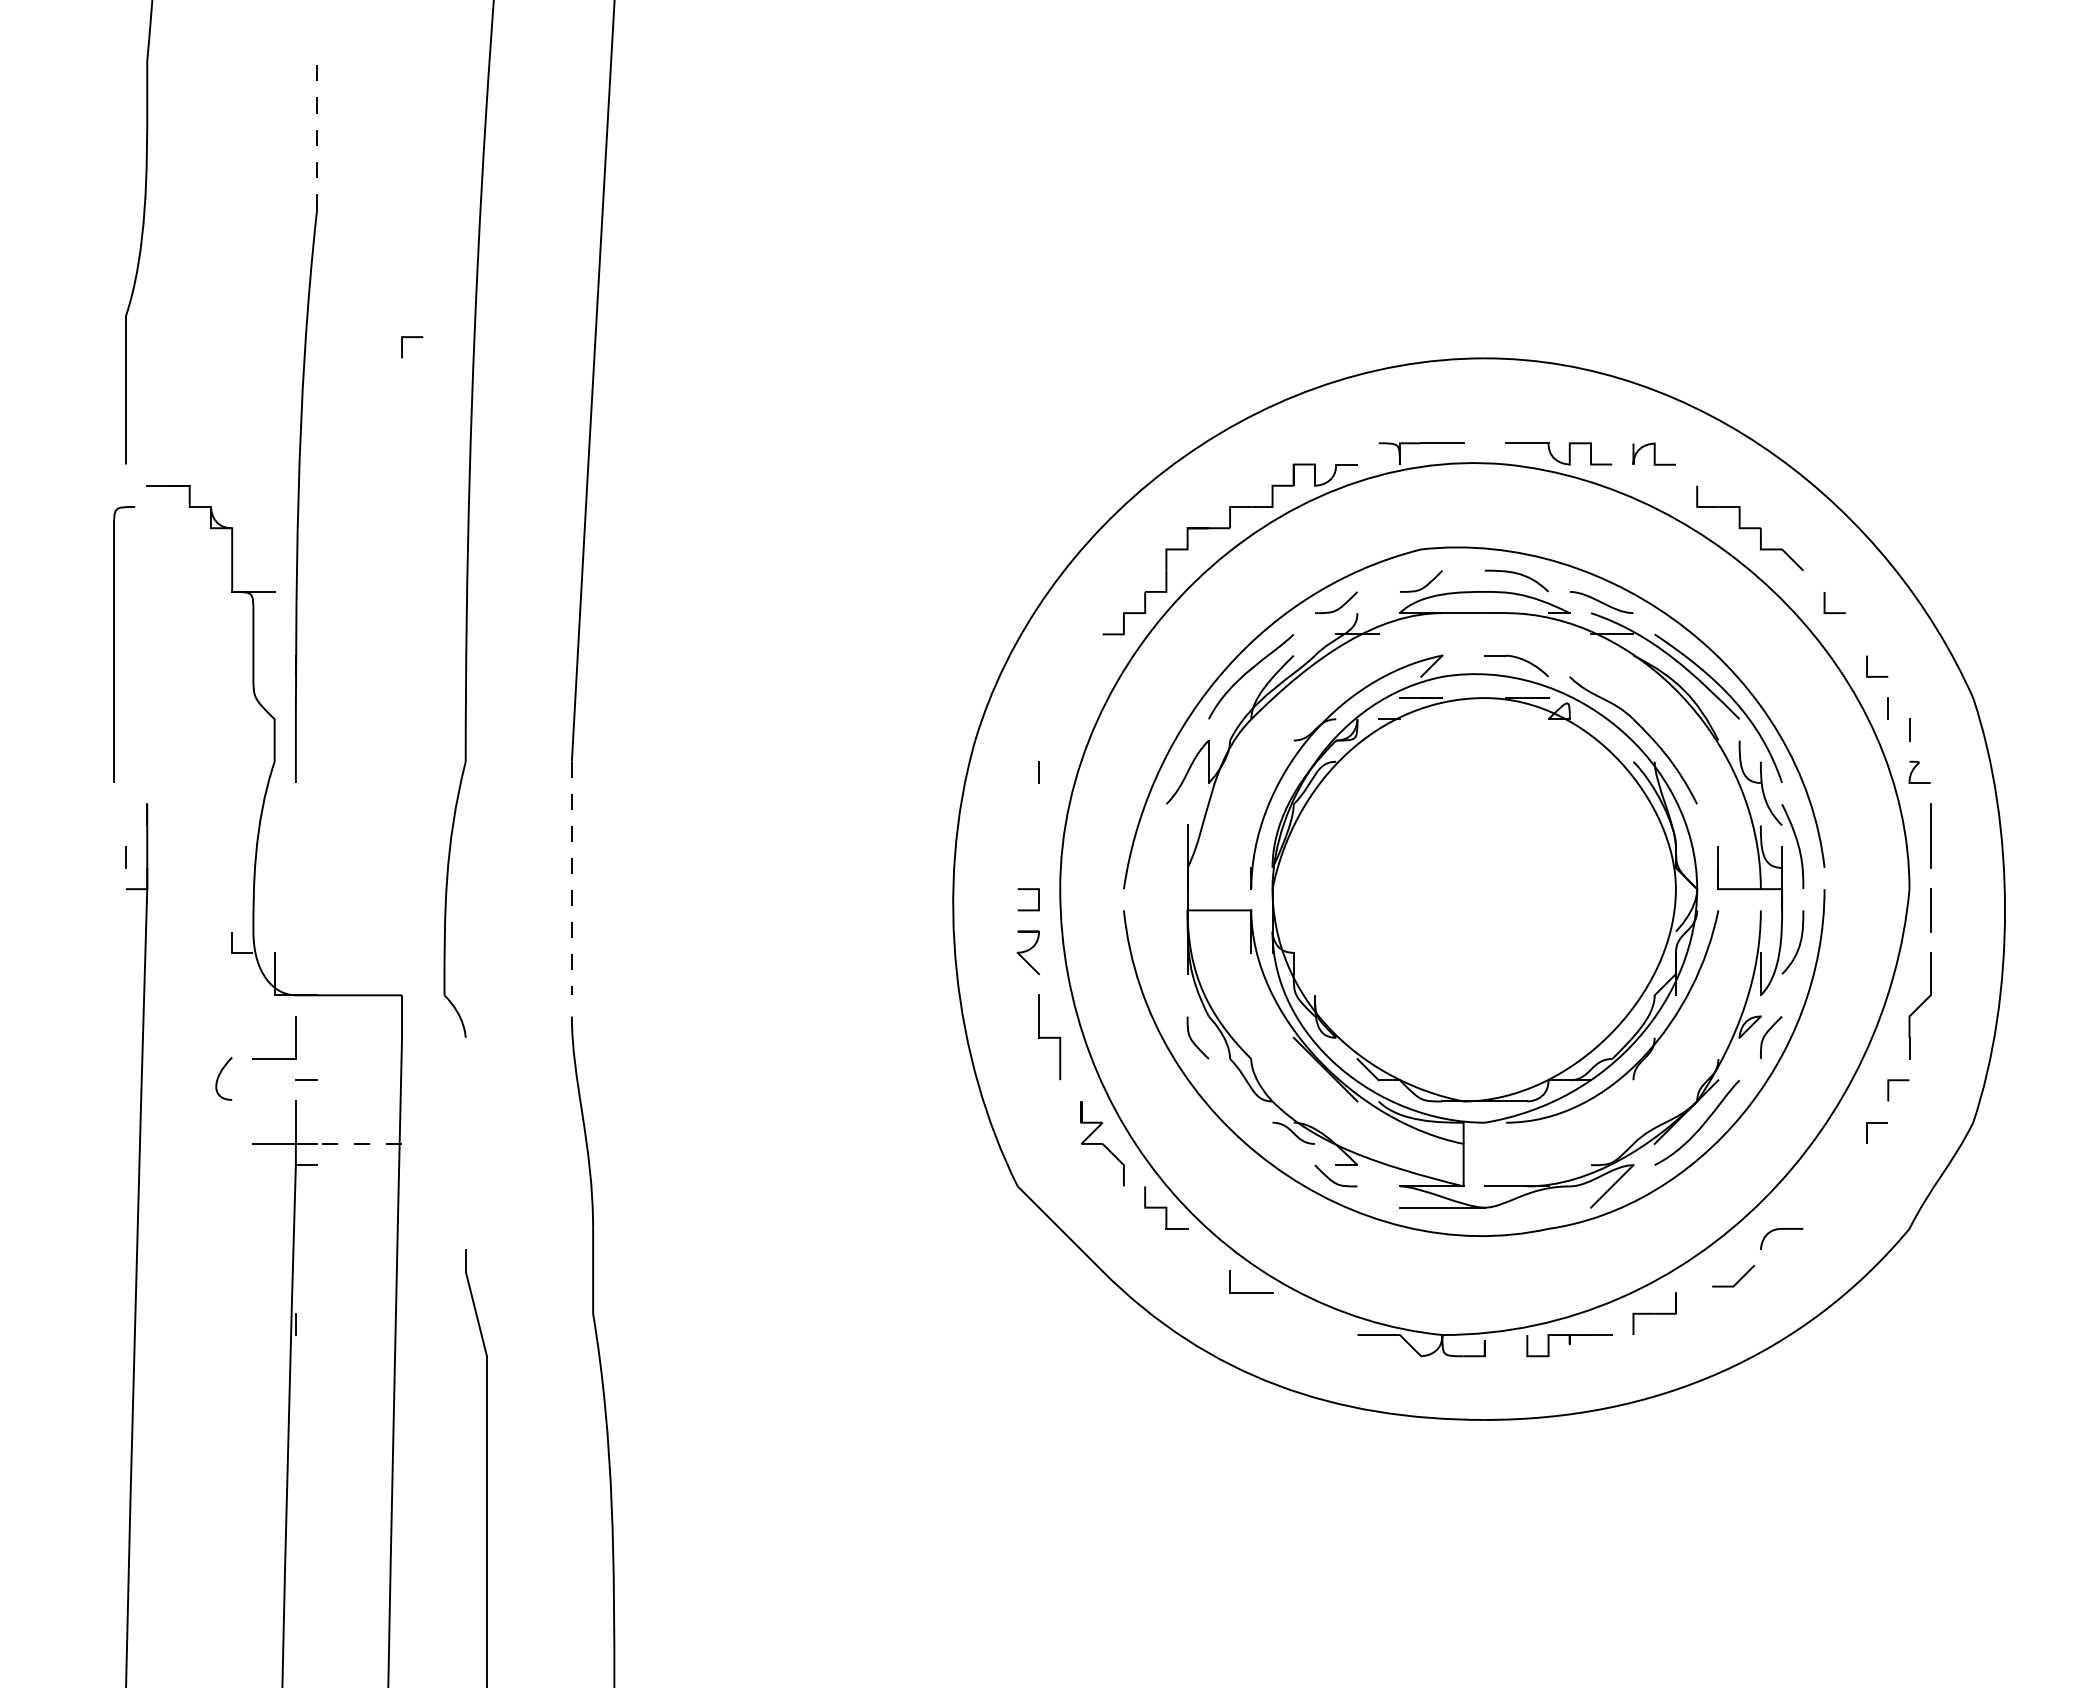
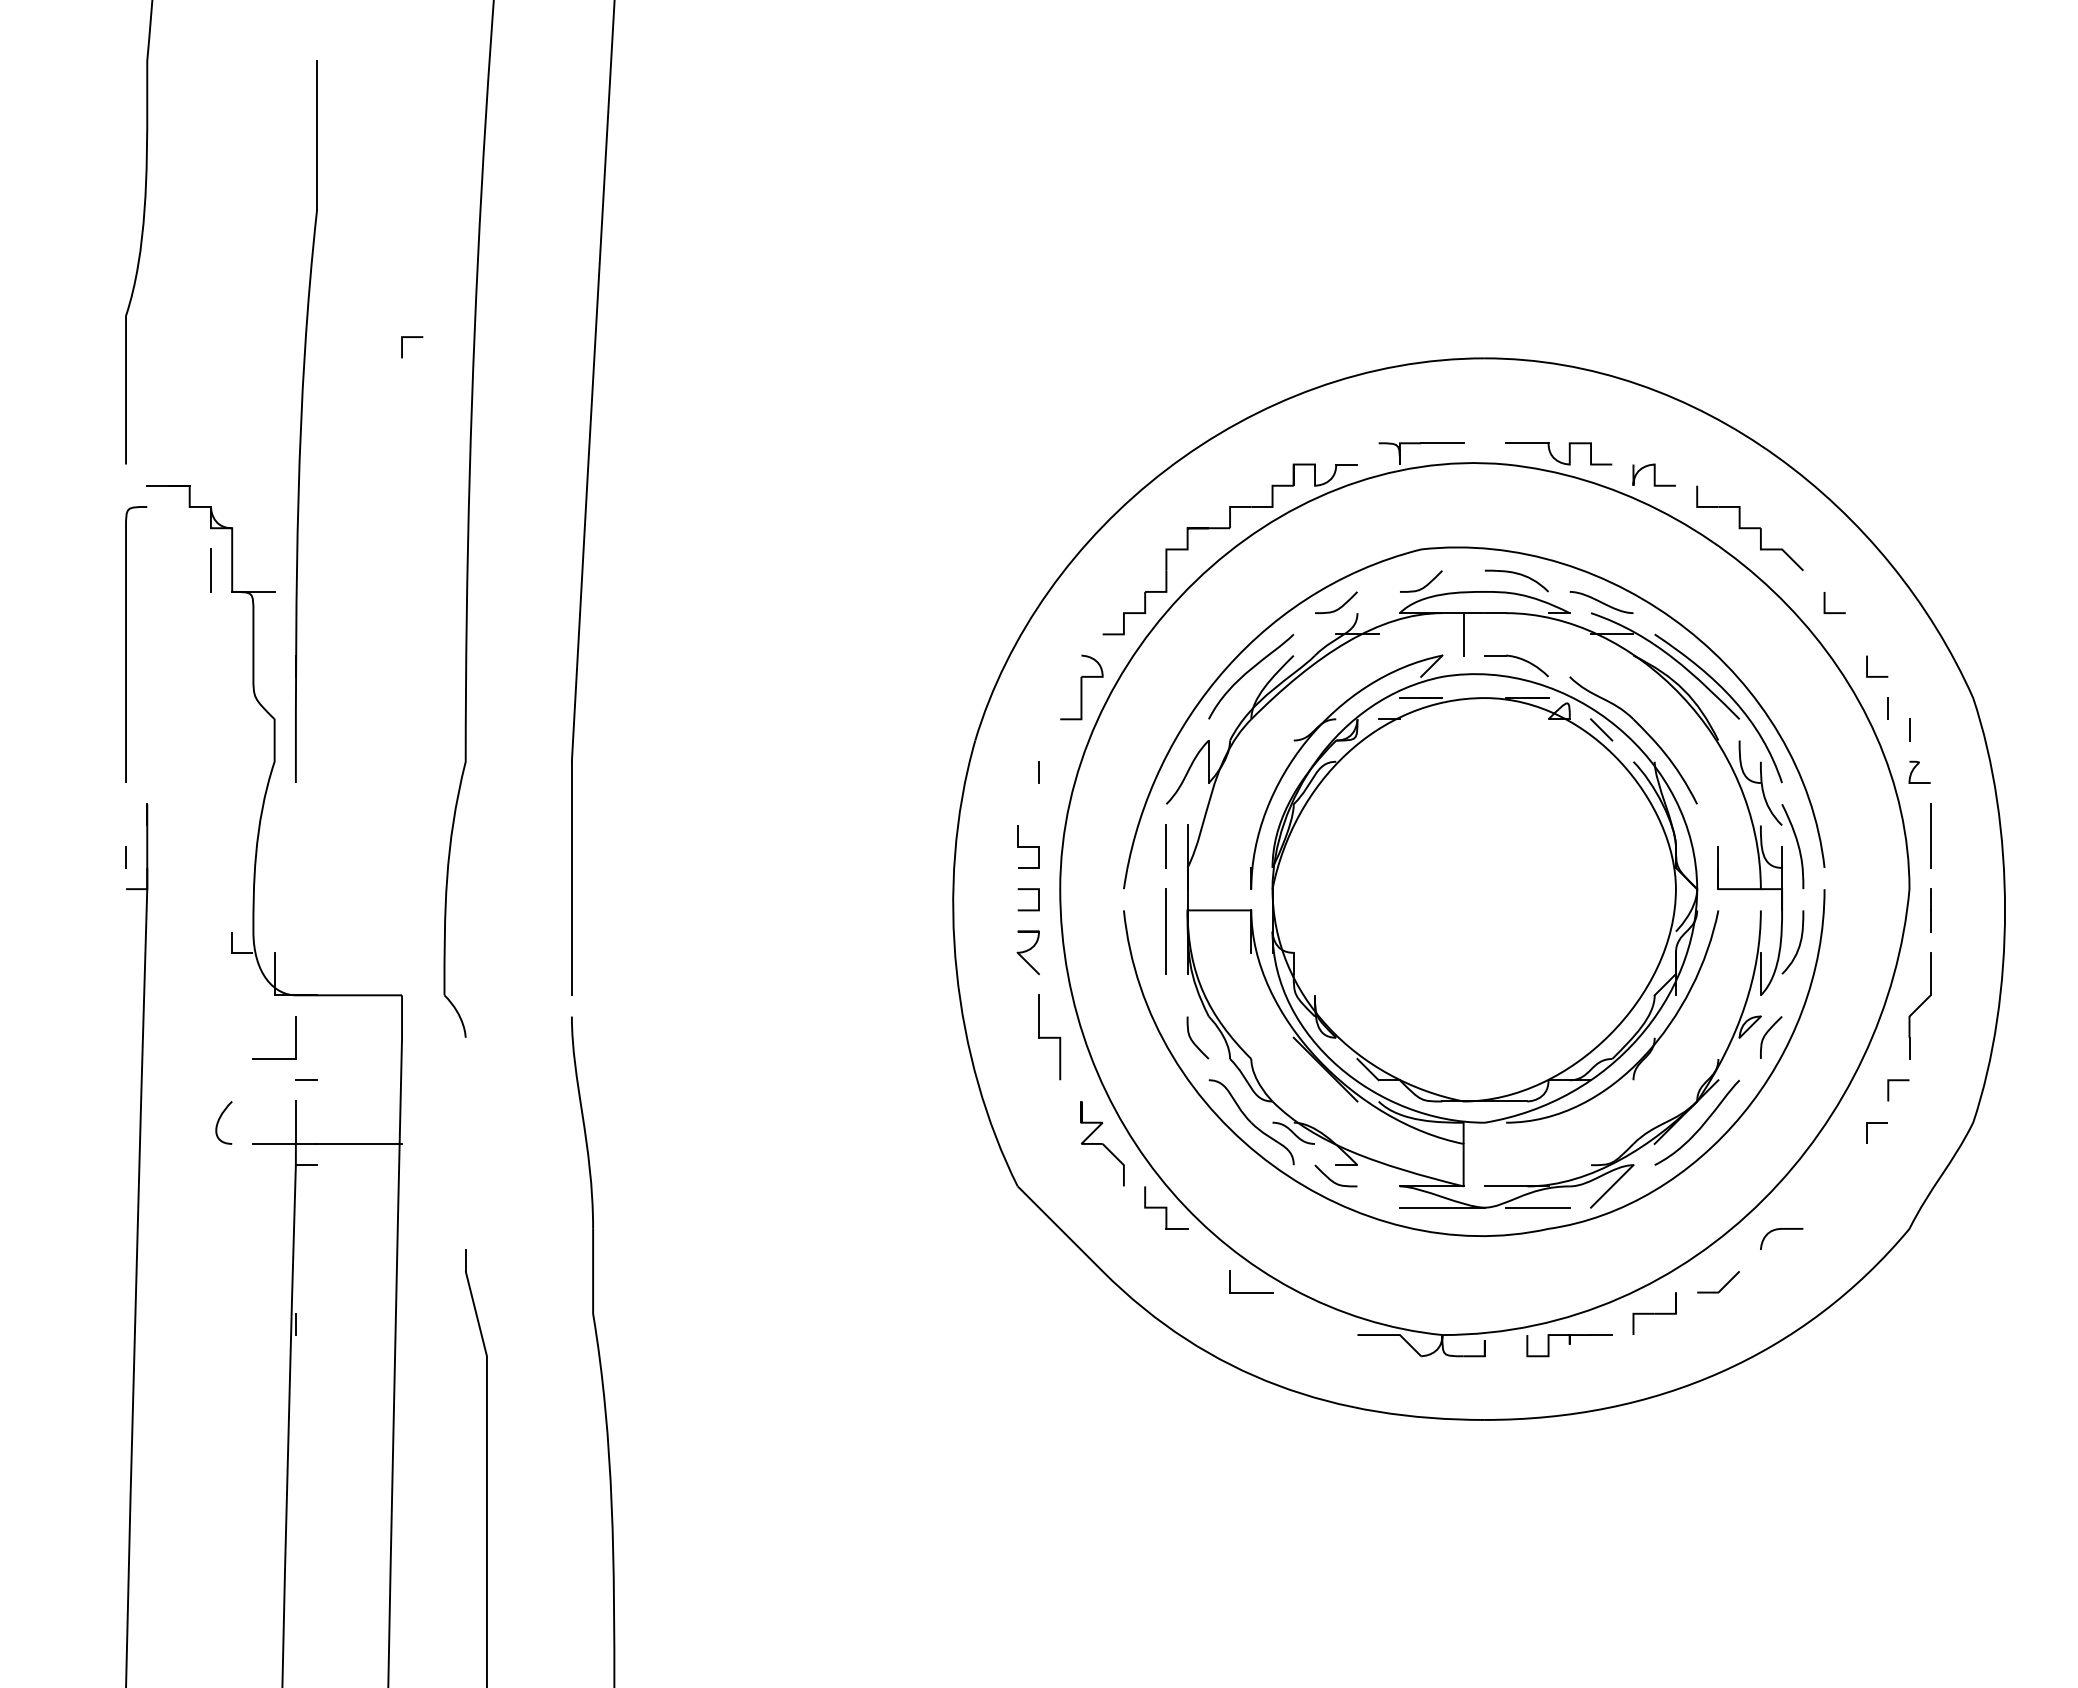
line: dashed -> solid (317, 134)
curve position: (1653, 453) -> (1653, 474) (1653, 474)
line: none -> present (210, 570)
line: none -> present (1463, 634)
curve position: (114, 644) -> (126, 644) (126, 644)
part: none -> present (1081, 687)
line: none -> present (1601, 729)
curve: none -> present (1028, 846)
line: none -> present (1166, 846)
line: dashed -> solid (571, 878)
line: none -> present (1166, 931)
curve position: (219, 1077) -> (219, 1121) (219, 1121)
part: none -> present (1251, 1122)
line: dashed -> solid (359, 1143)
line: none -> present (1537, 1207)
curve position: (1738, 1280) -> (1723, 1286) (1723, 1286)
